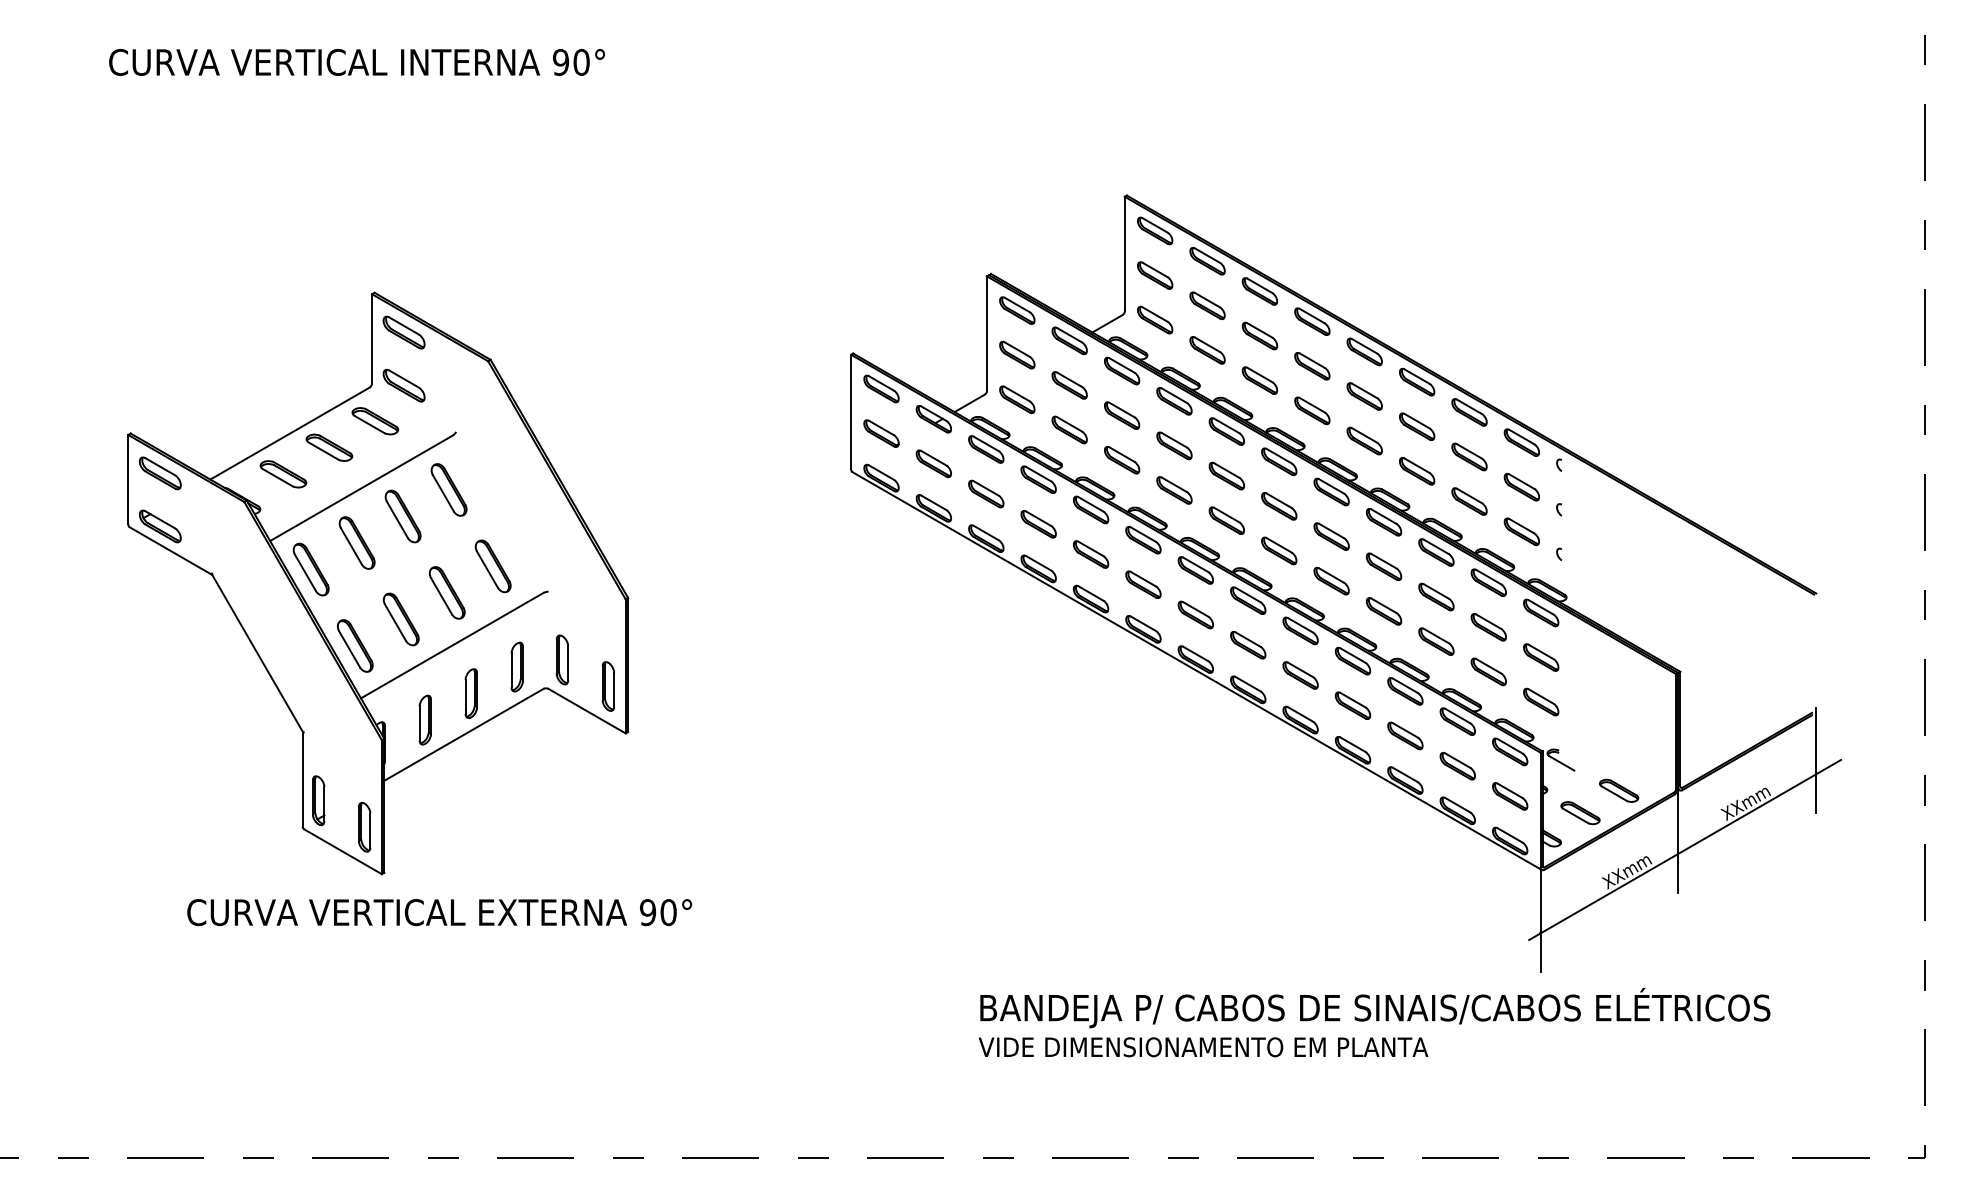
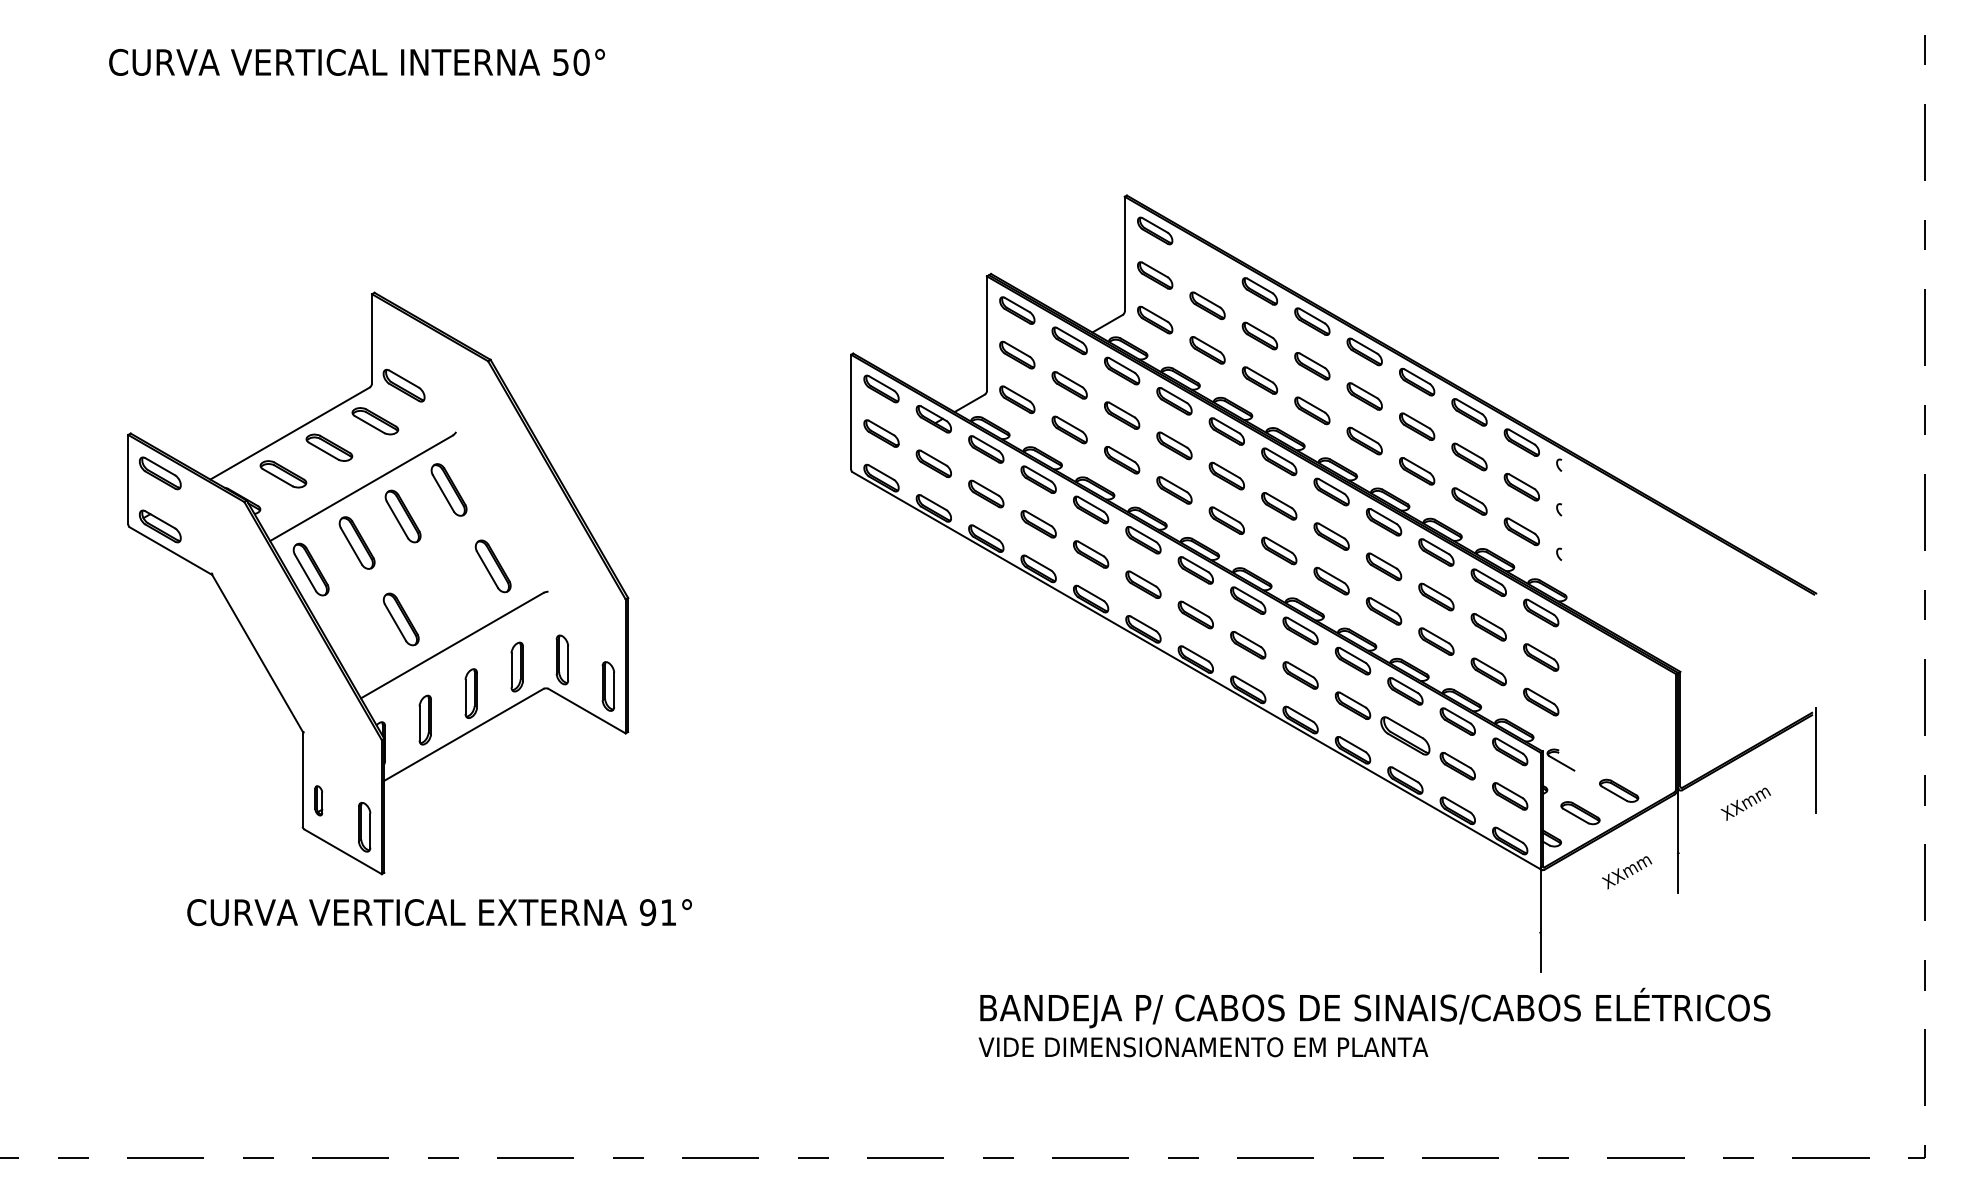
text: 90° -> 50° (560, 61)
part: present -> none (1207, 261)
part: present -> none (403, 332)
part: present -> none (446, 592)
part: present -> none (355, 645)
part size: 37x30 px -> 51x40 px (1405, 735)
part size: 14x52 px -> 10x32 px (318, 800)
line: present -> none (1685, 849)
text: 90° -> 91° (668, 912)
